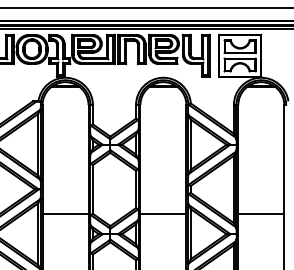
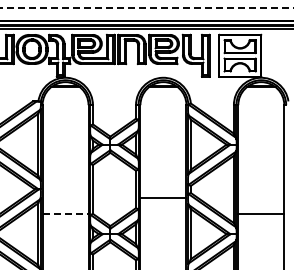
line: solid -> dashed (147, 8)
line: solid -> dashed (65, 213)
line position: (163, 213) -> (163, 197) (163, 197)
